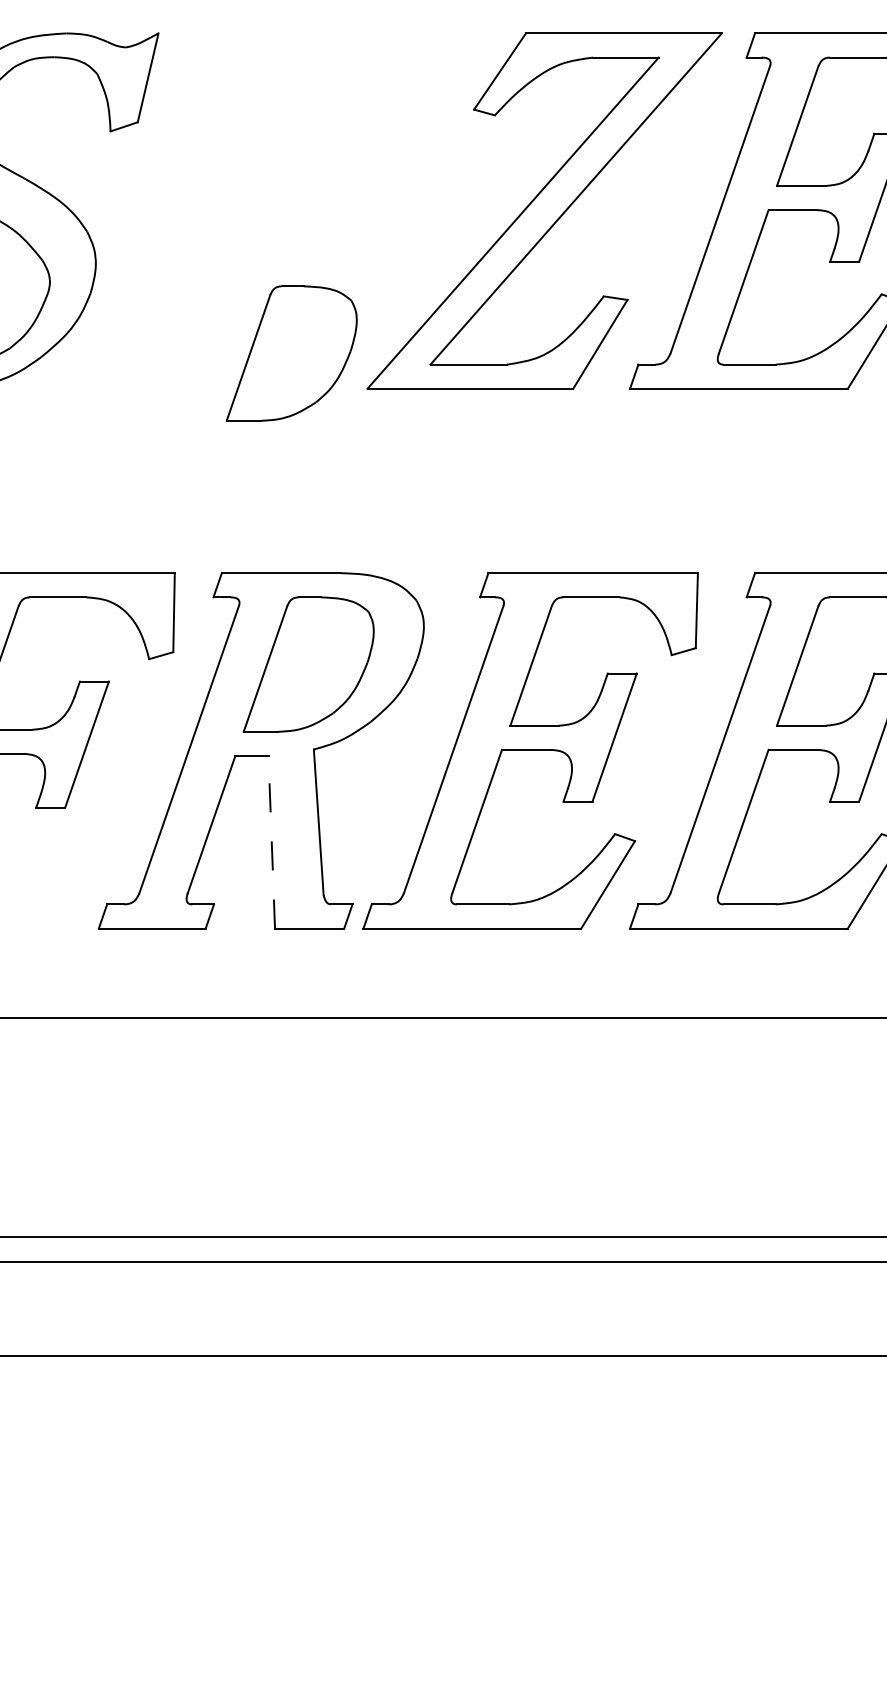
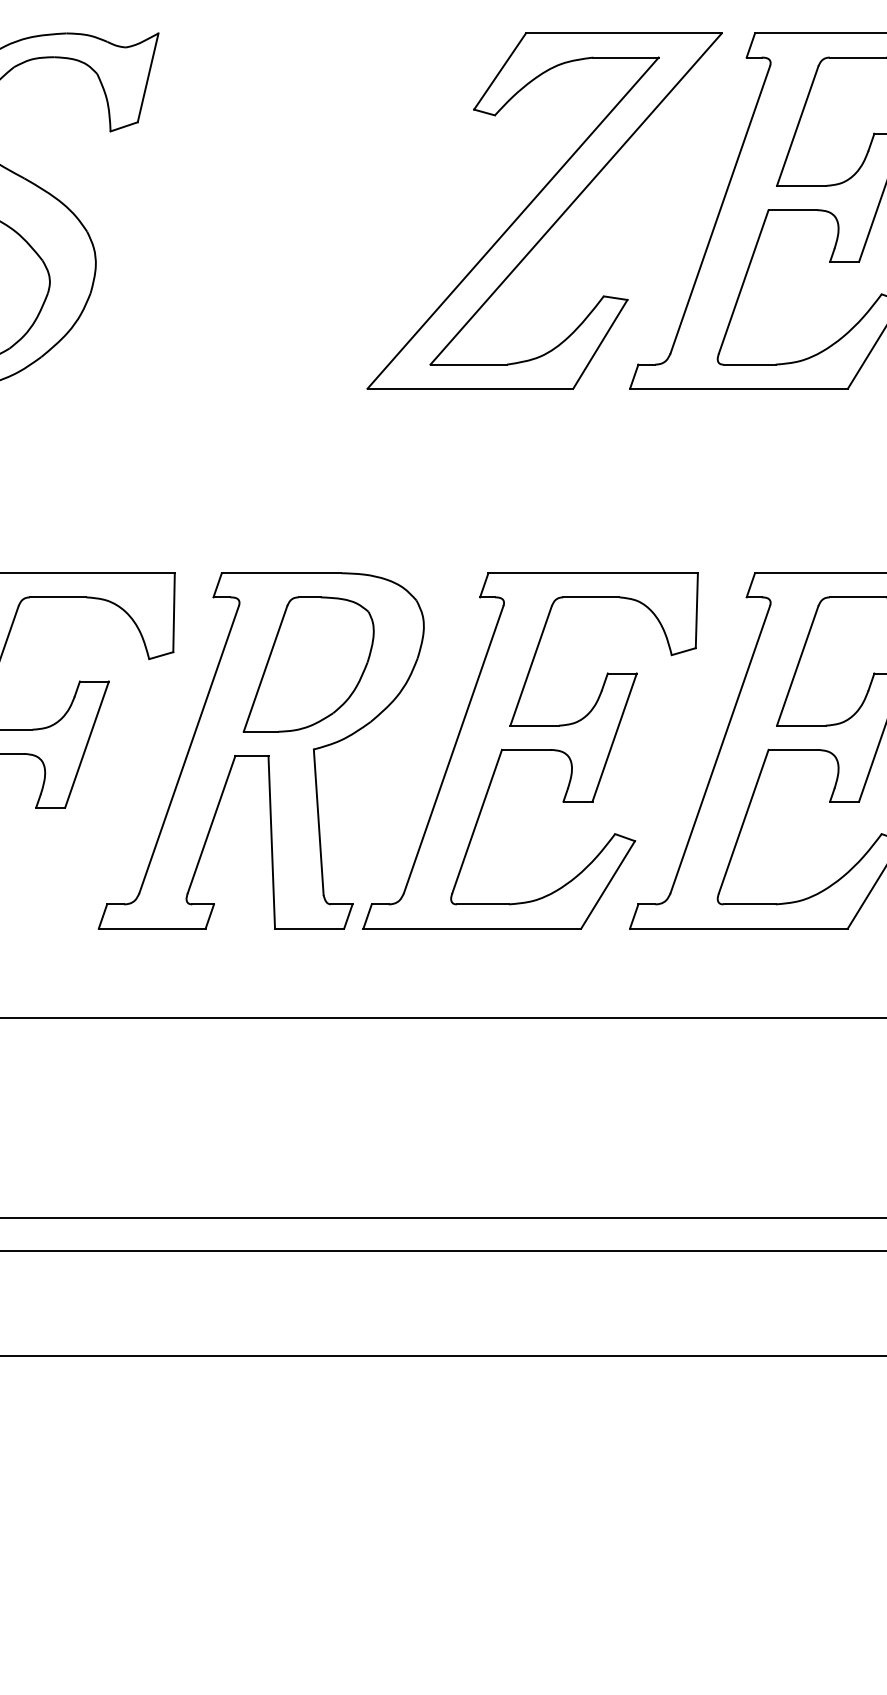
part: present -> none (291, 353)
line: dashed -> solid (271, 841)
line position: (442, 1237) -> (442, 1218) (442, 1218)
line position: (442, 1261) -> (442, 1250) (442, 1250)
